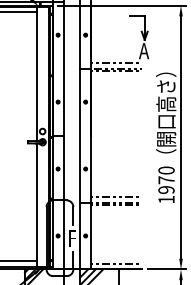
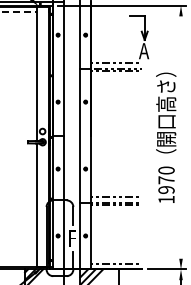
line: solid -> dashed (18, 12)
line: present -> none (181, 137)
line: present -> none (19, 261)
